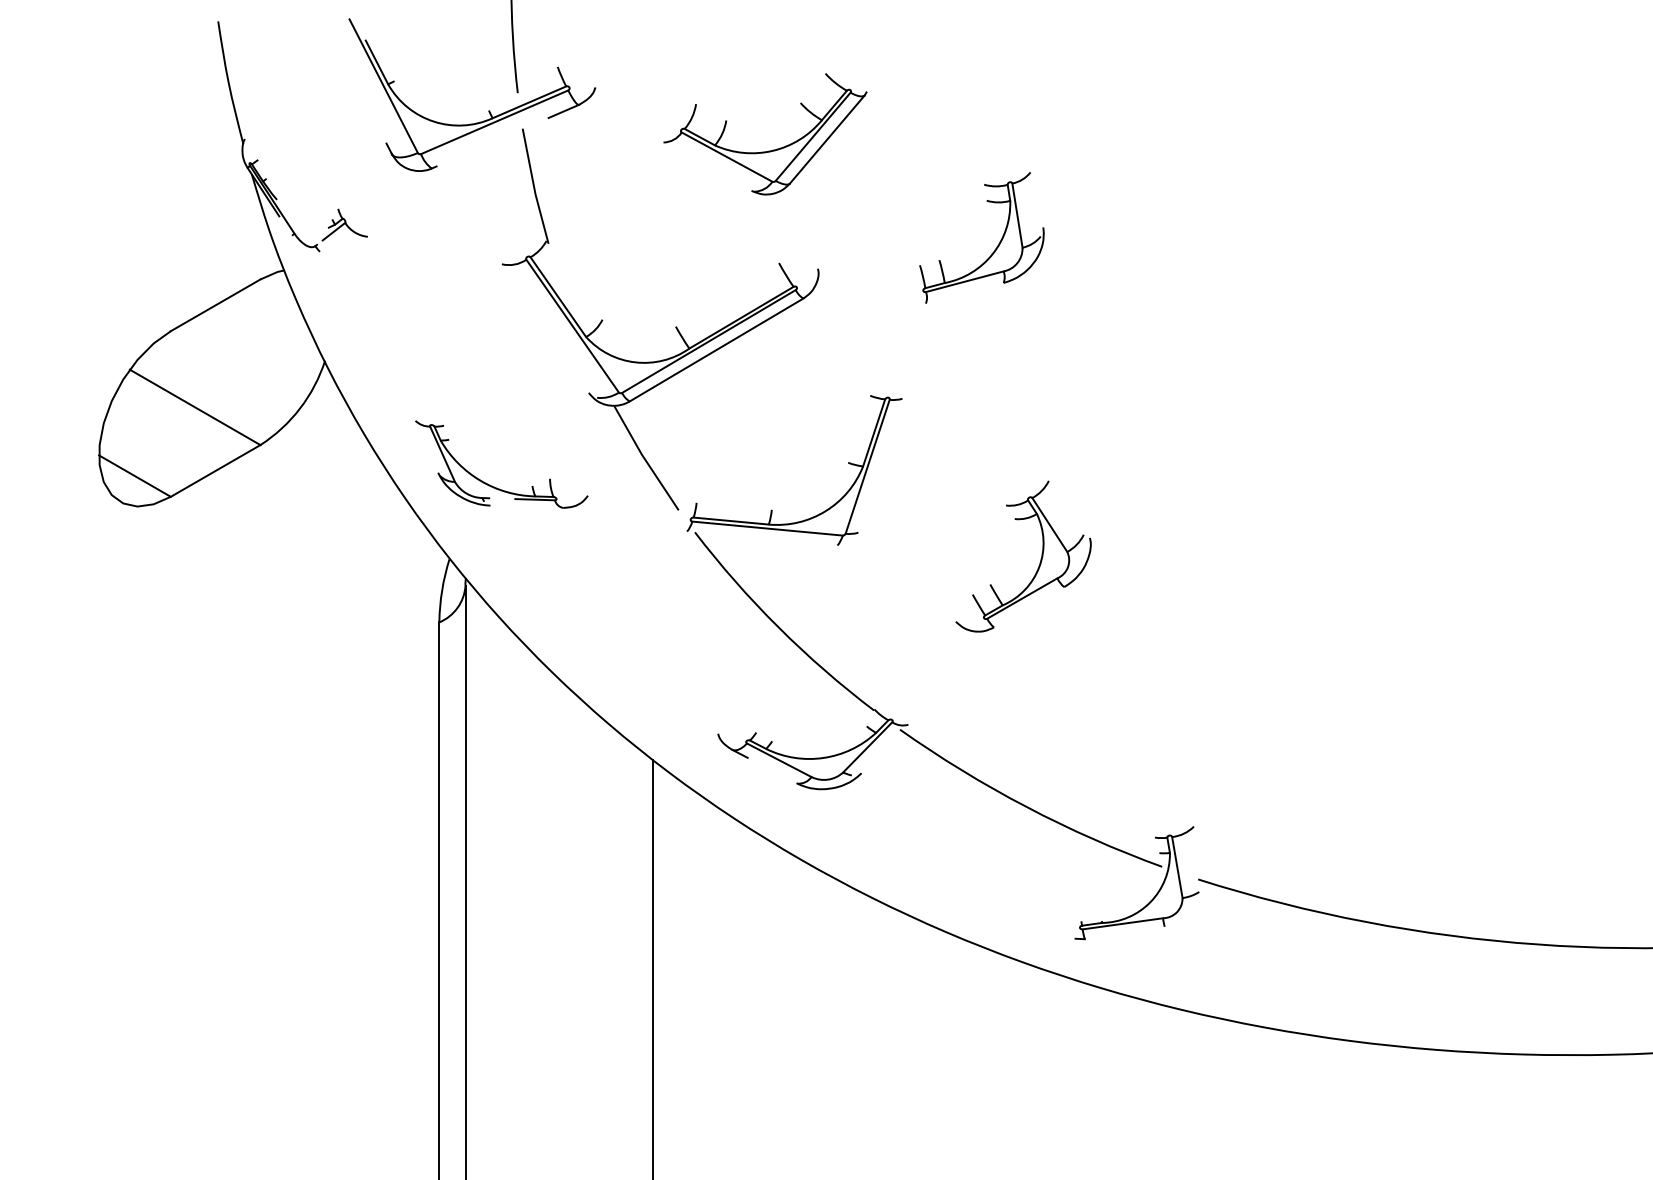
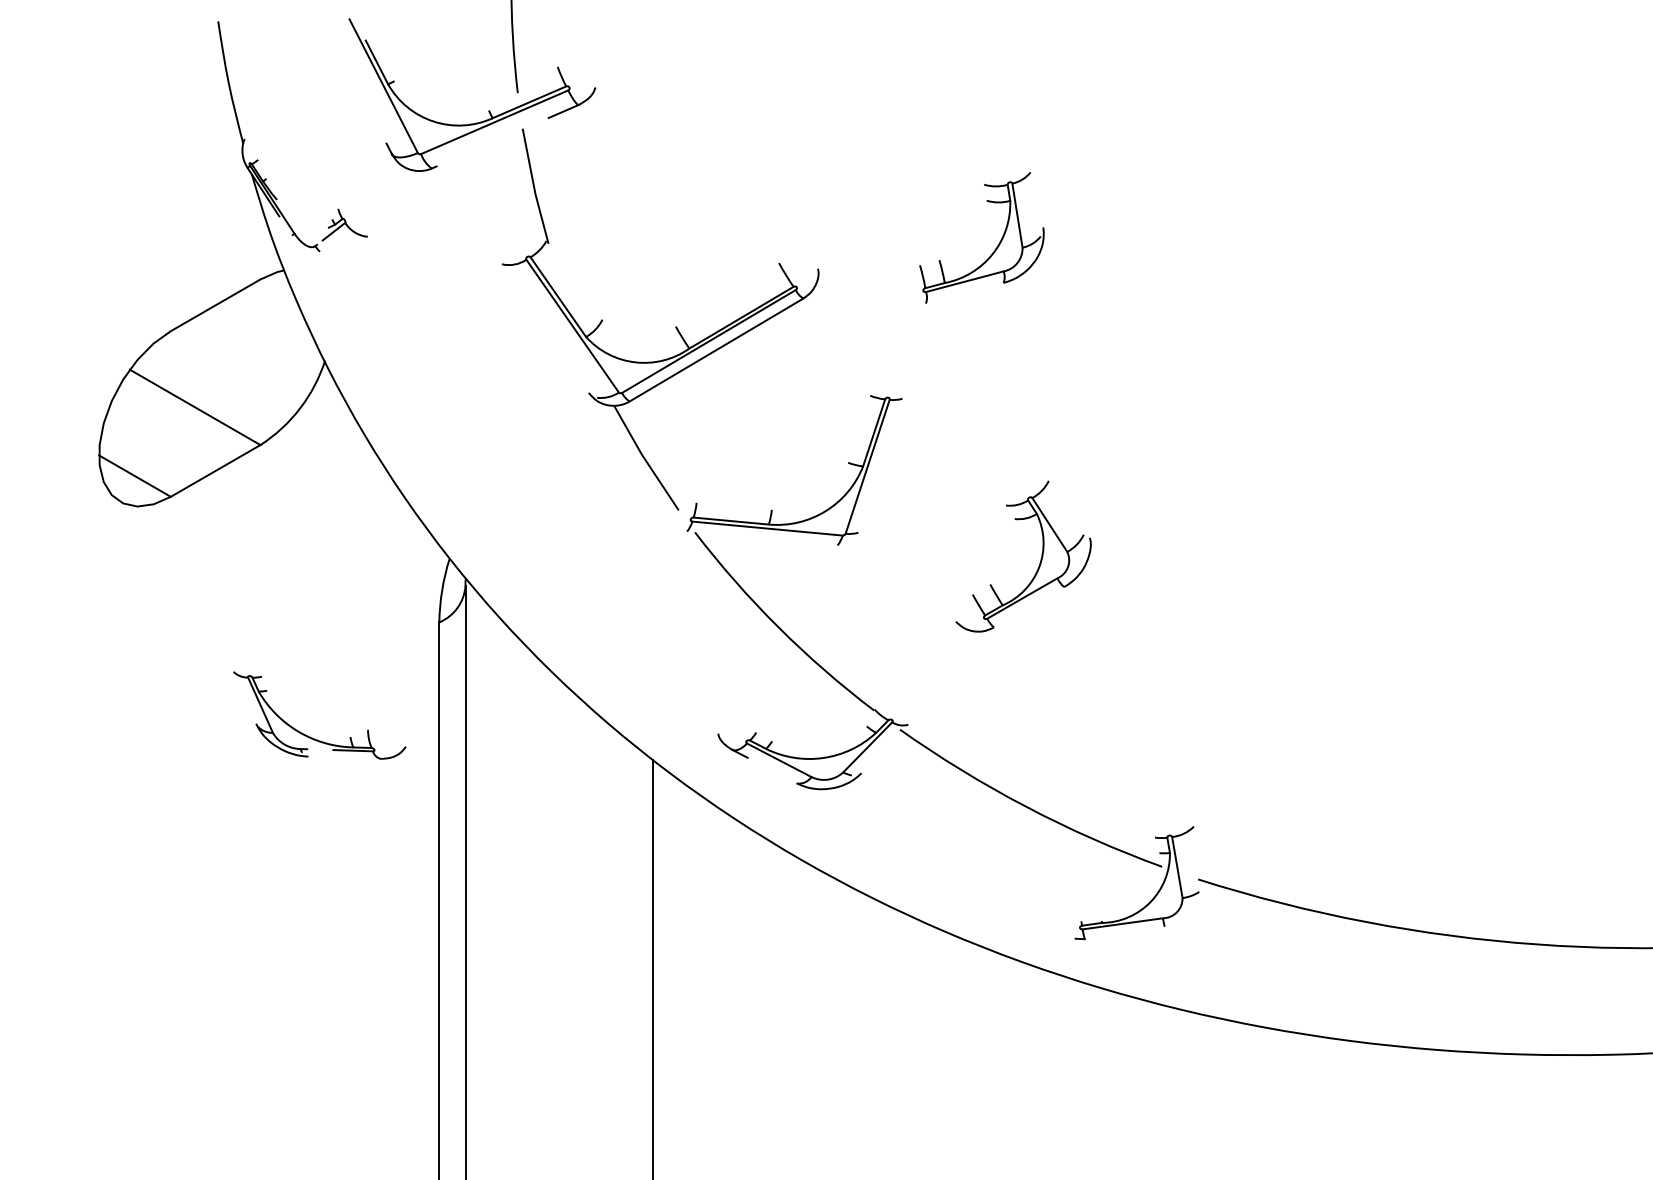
part: present -> none (768, 150)
part position: (492, 485) -> (310, 736) (310, 736)
